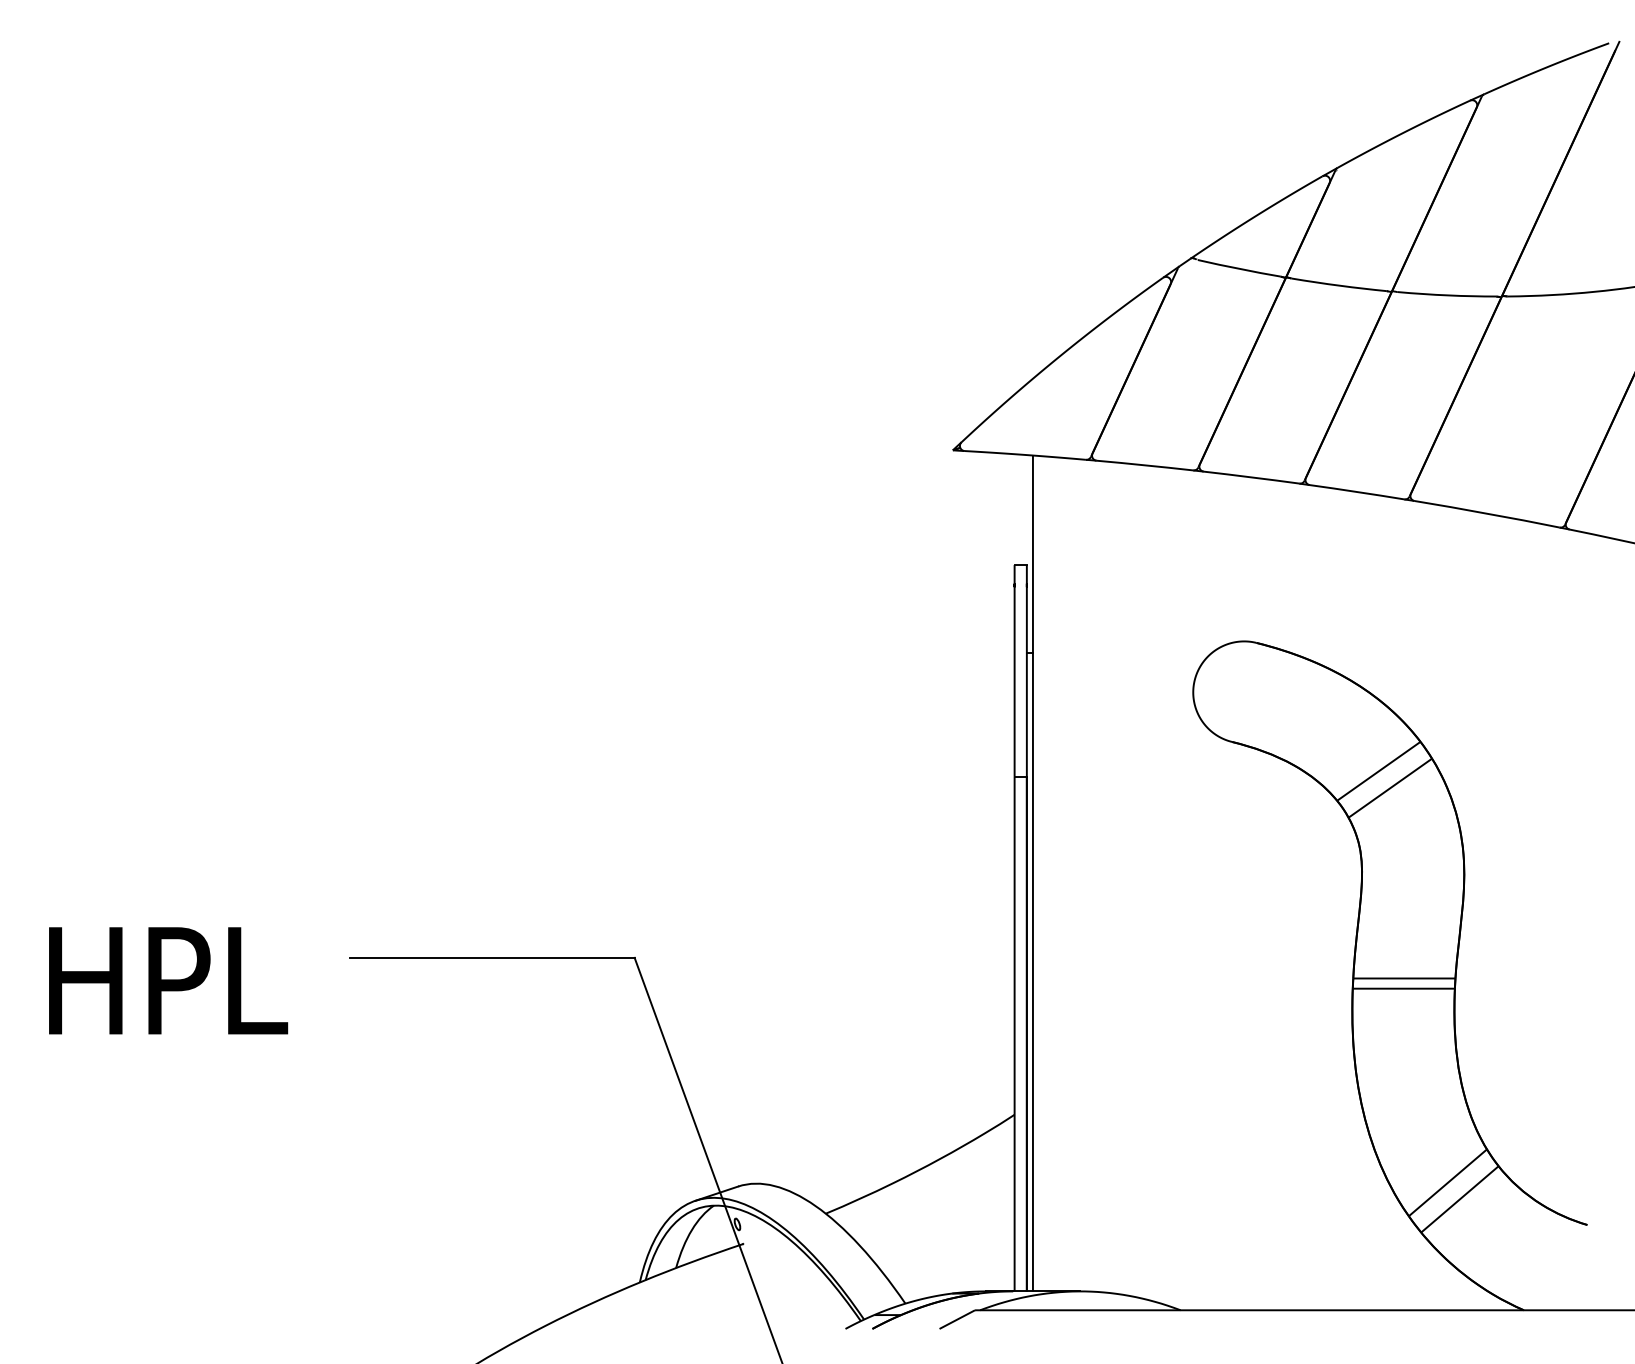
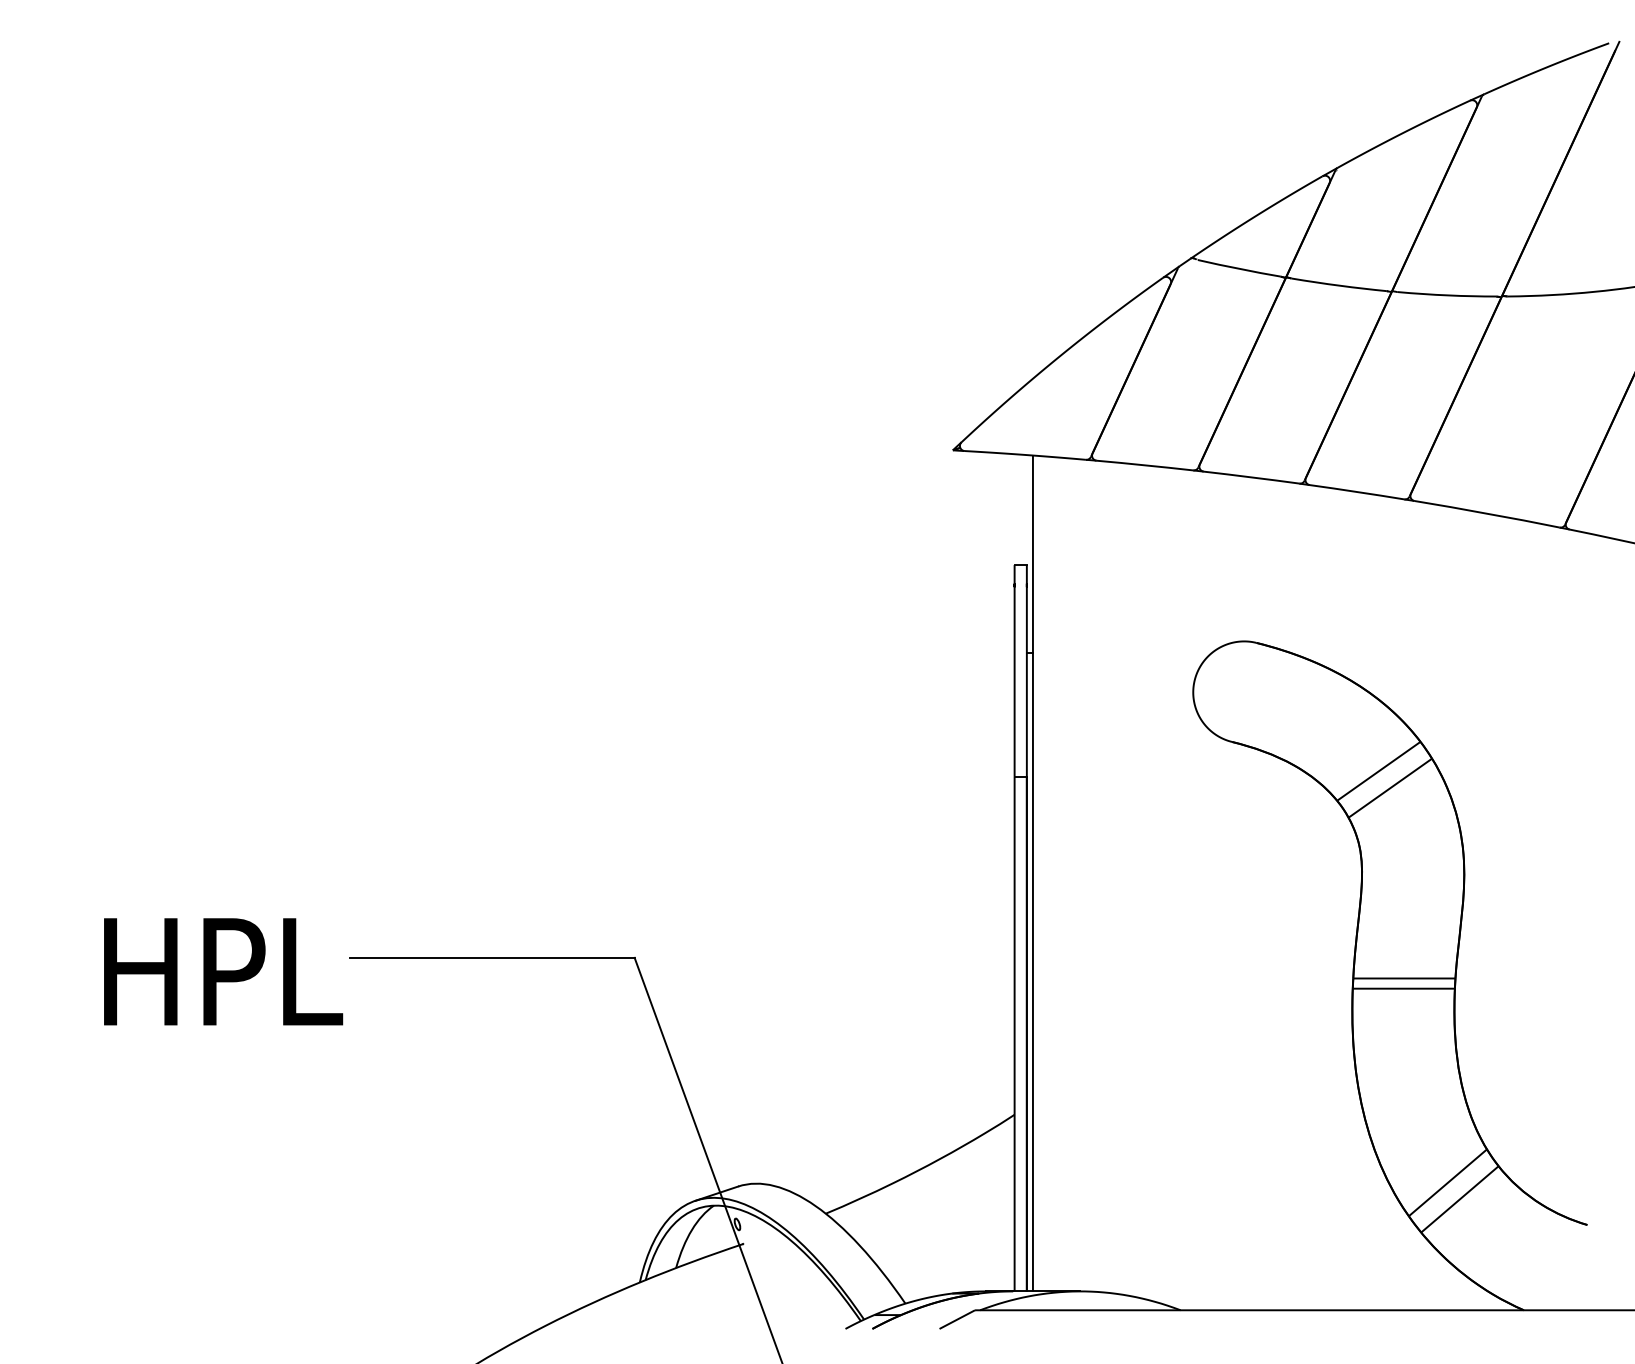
text position: (168, 980) -> (223, 971) (223, 971)
